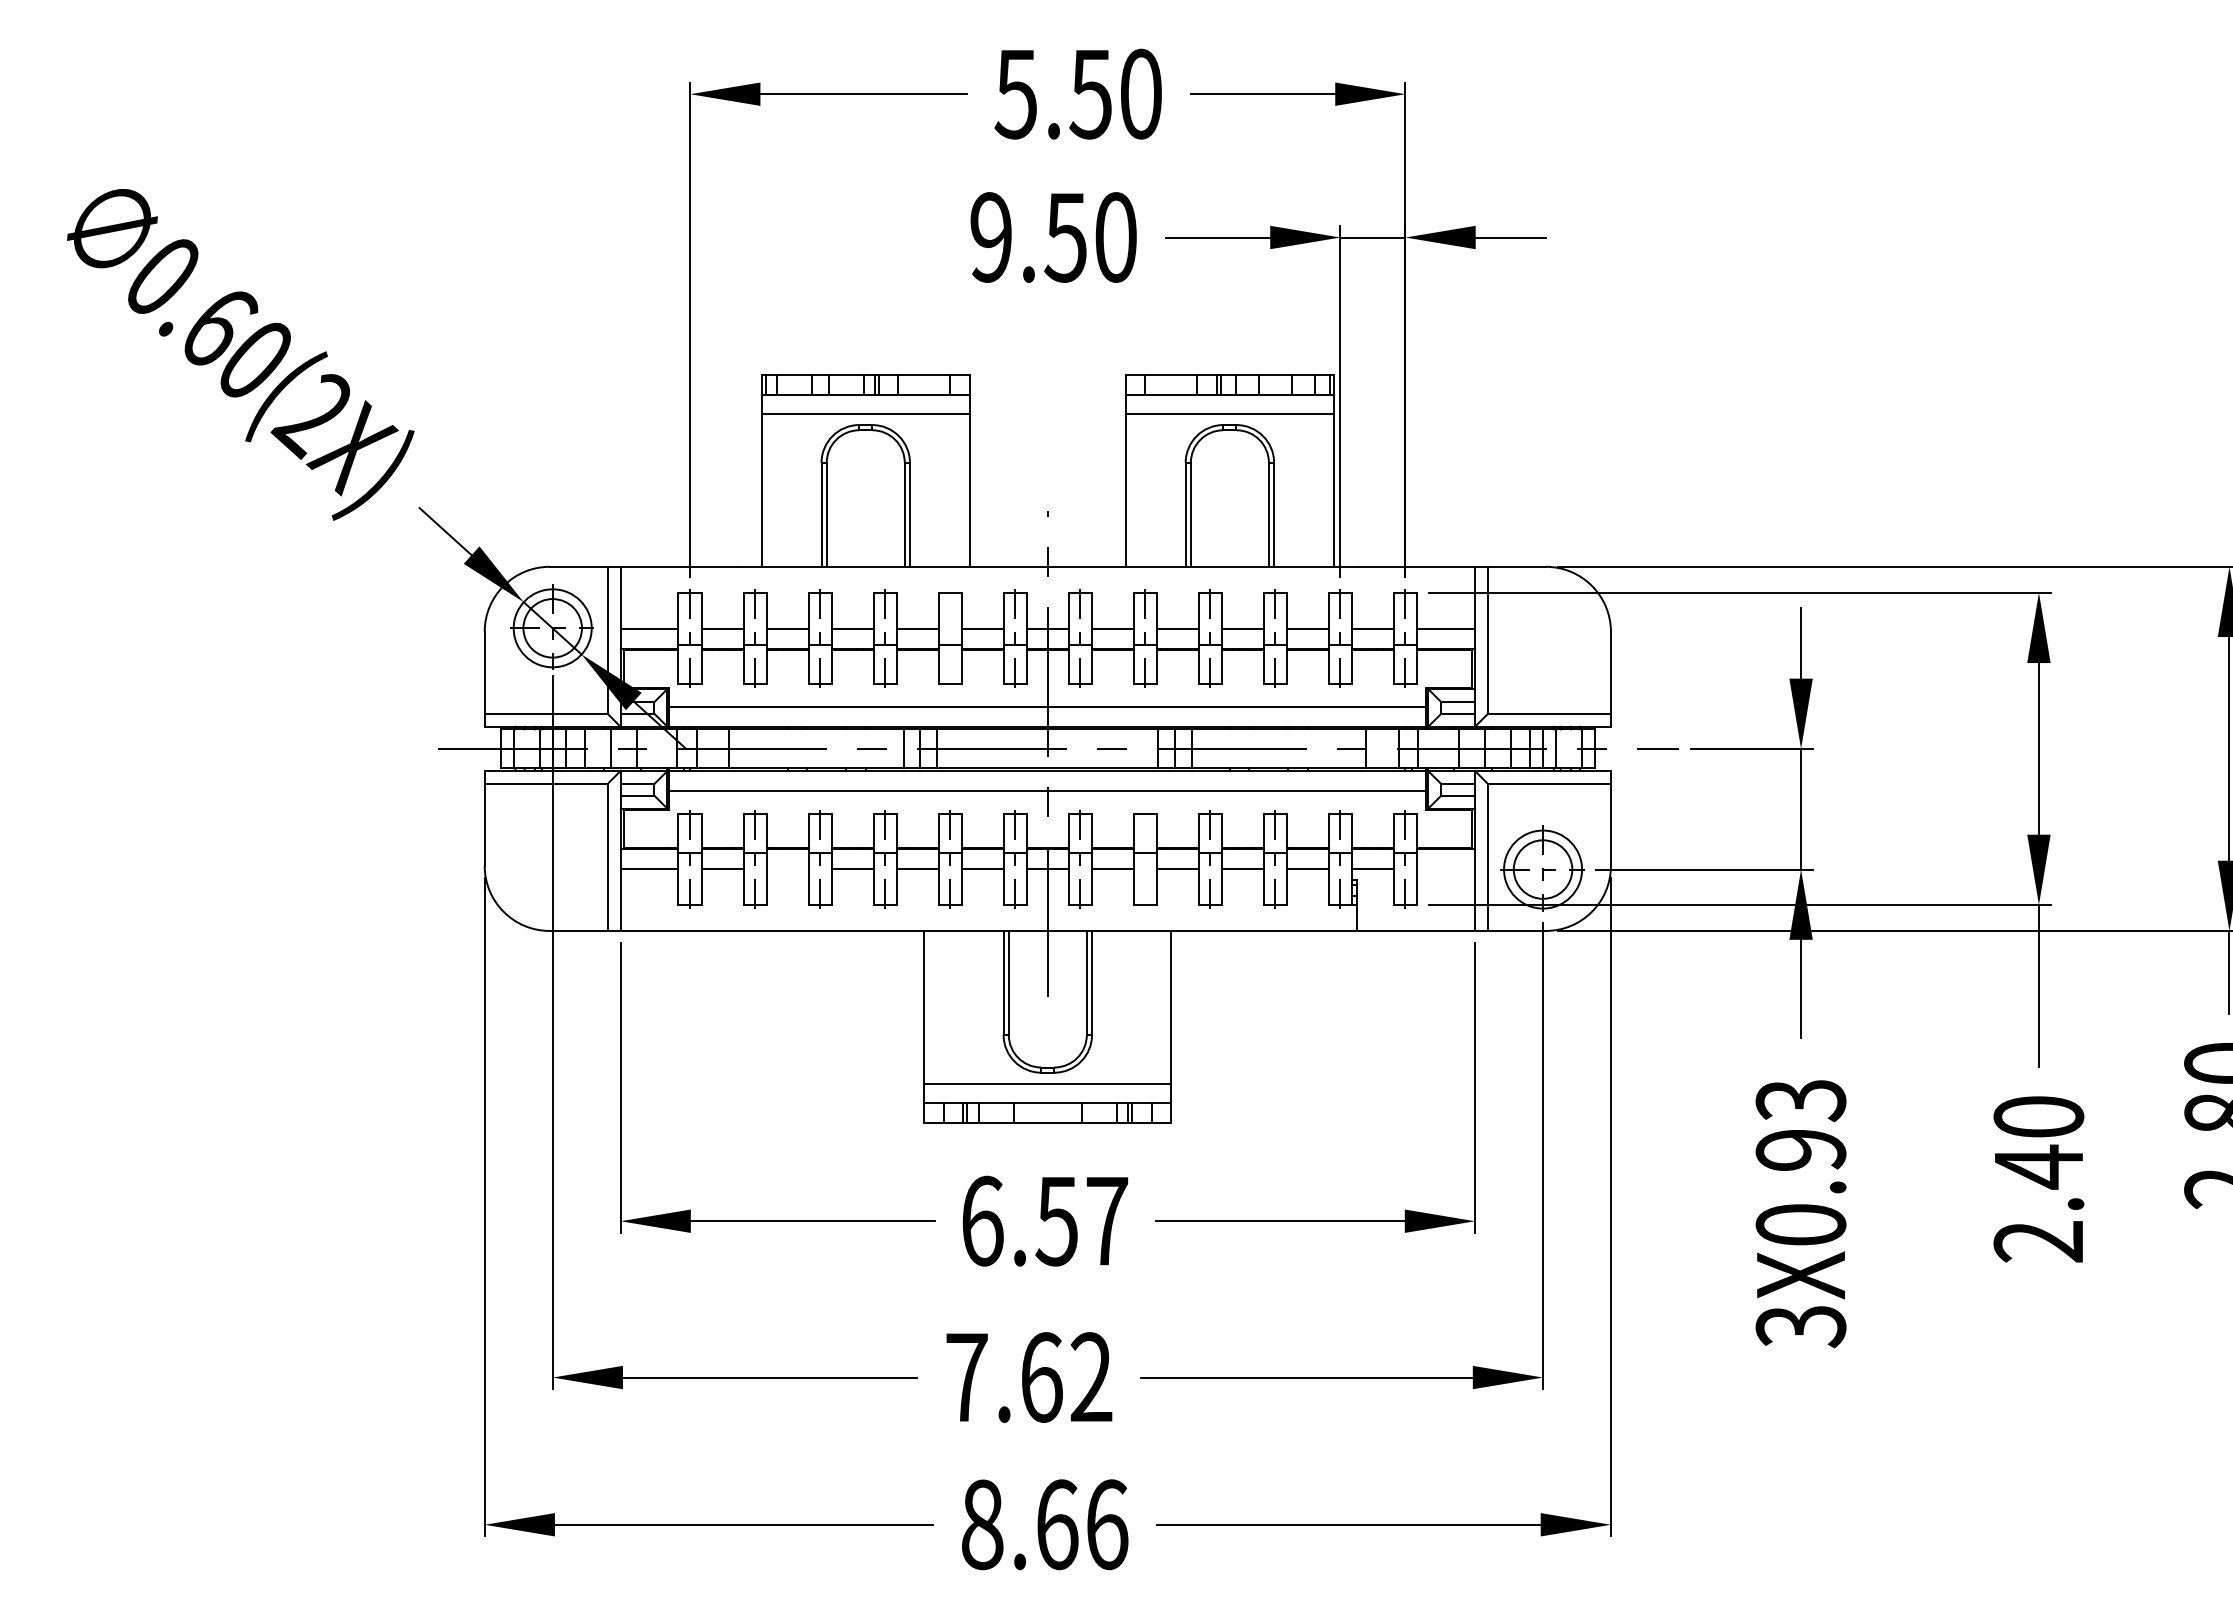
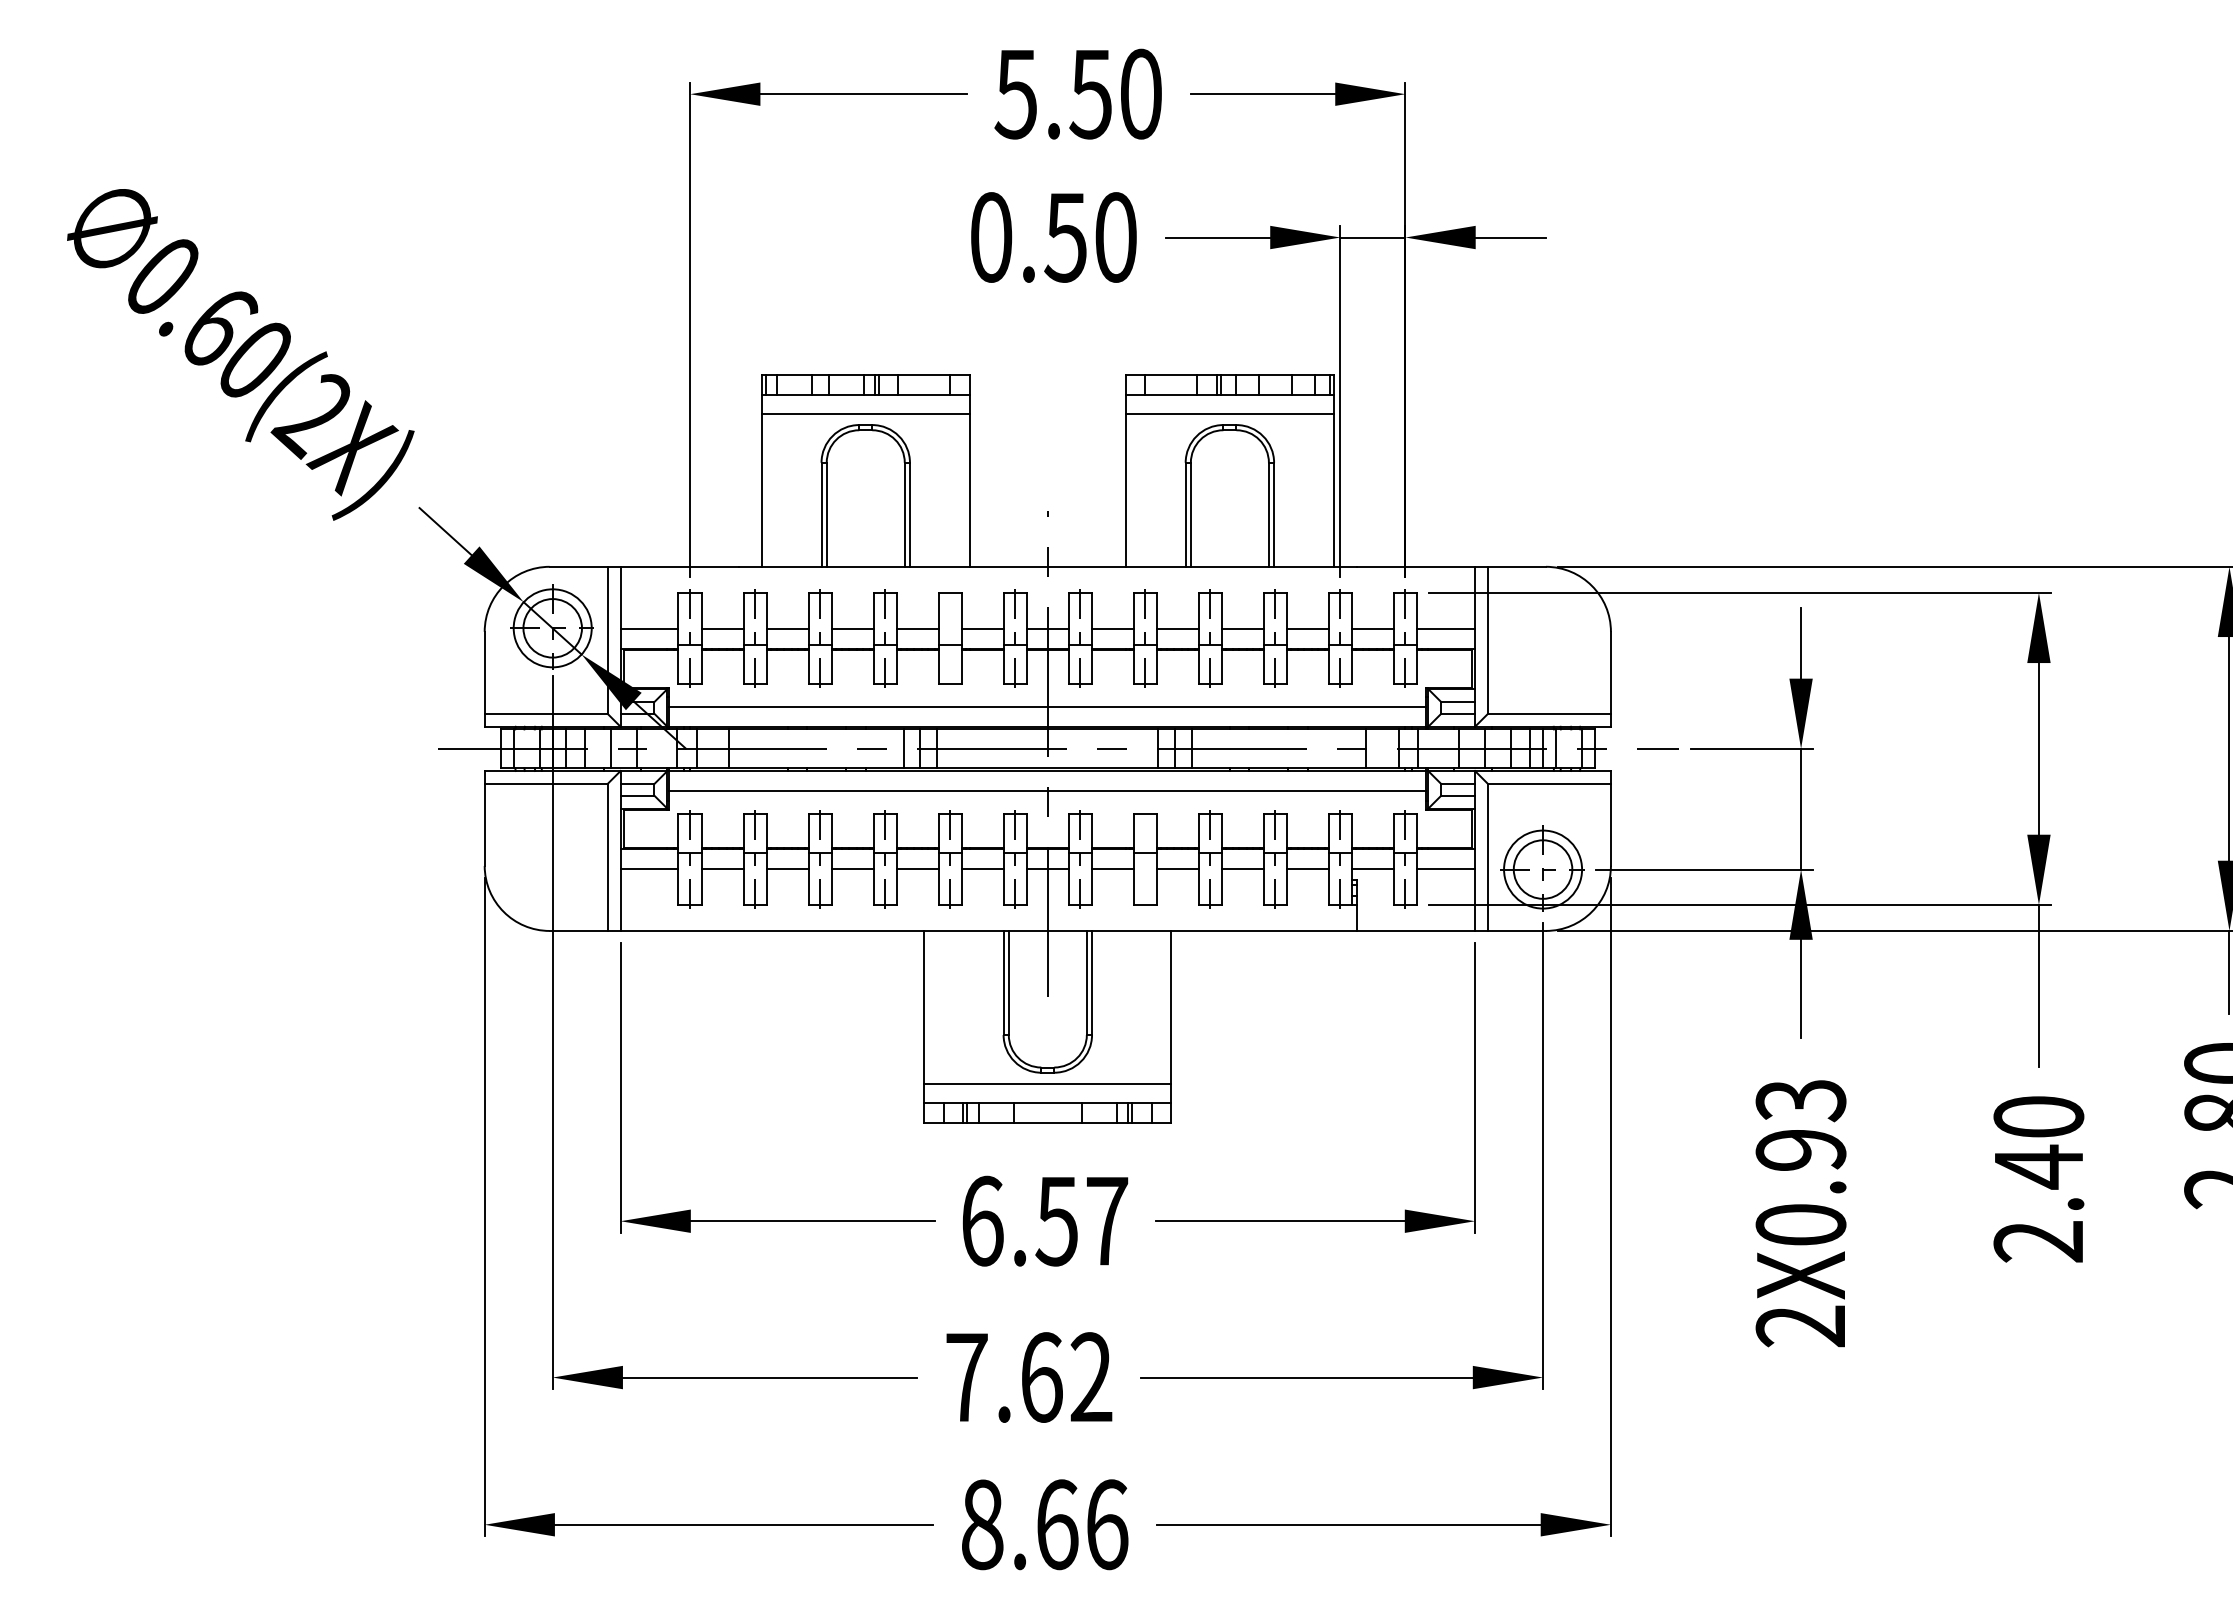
text: 9.50 -> 0.50 (991, 237)
line: none -> present (787, 868)
line: none -> present (1446, 868)
text: 3X0.93 -> 2X0.93 (1801, 1326)
